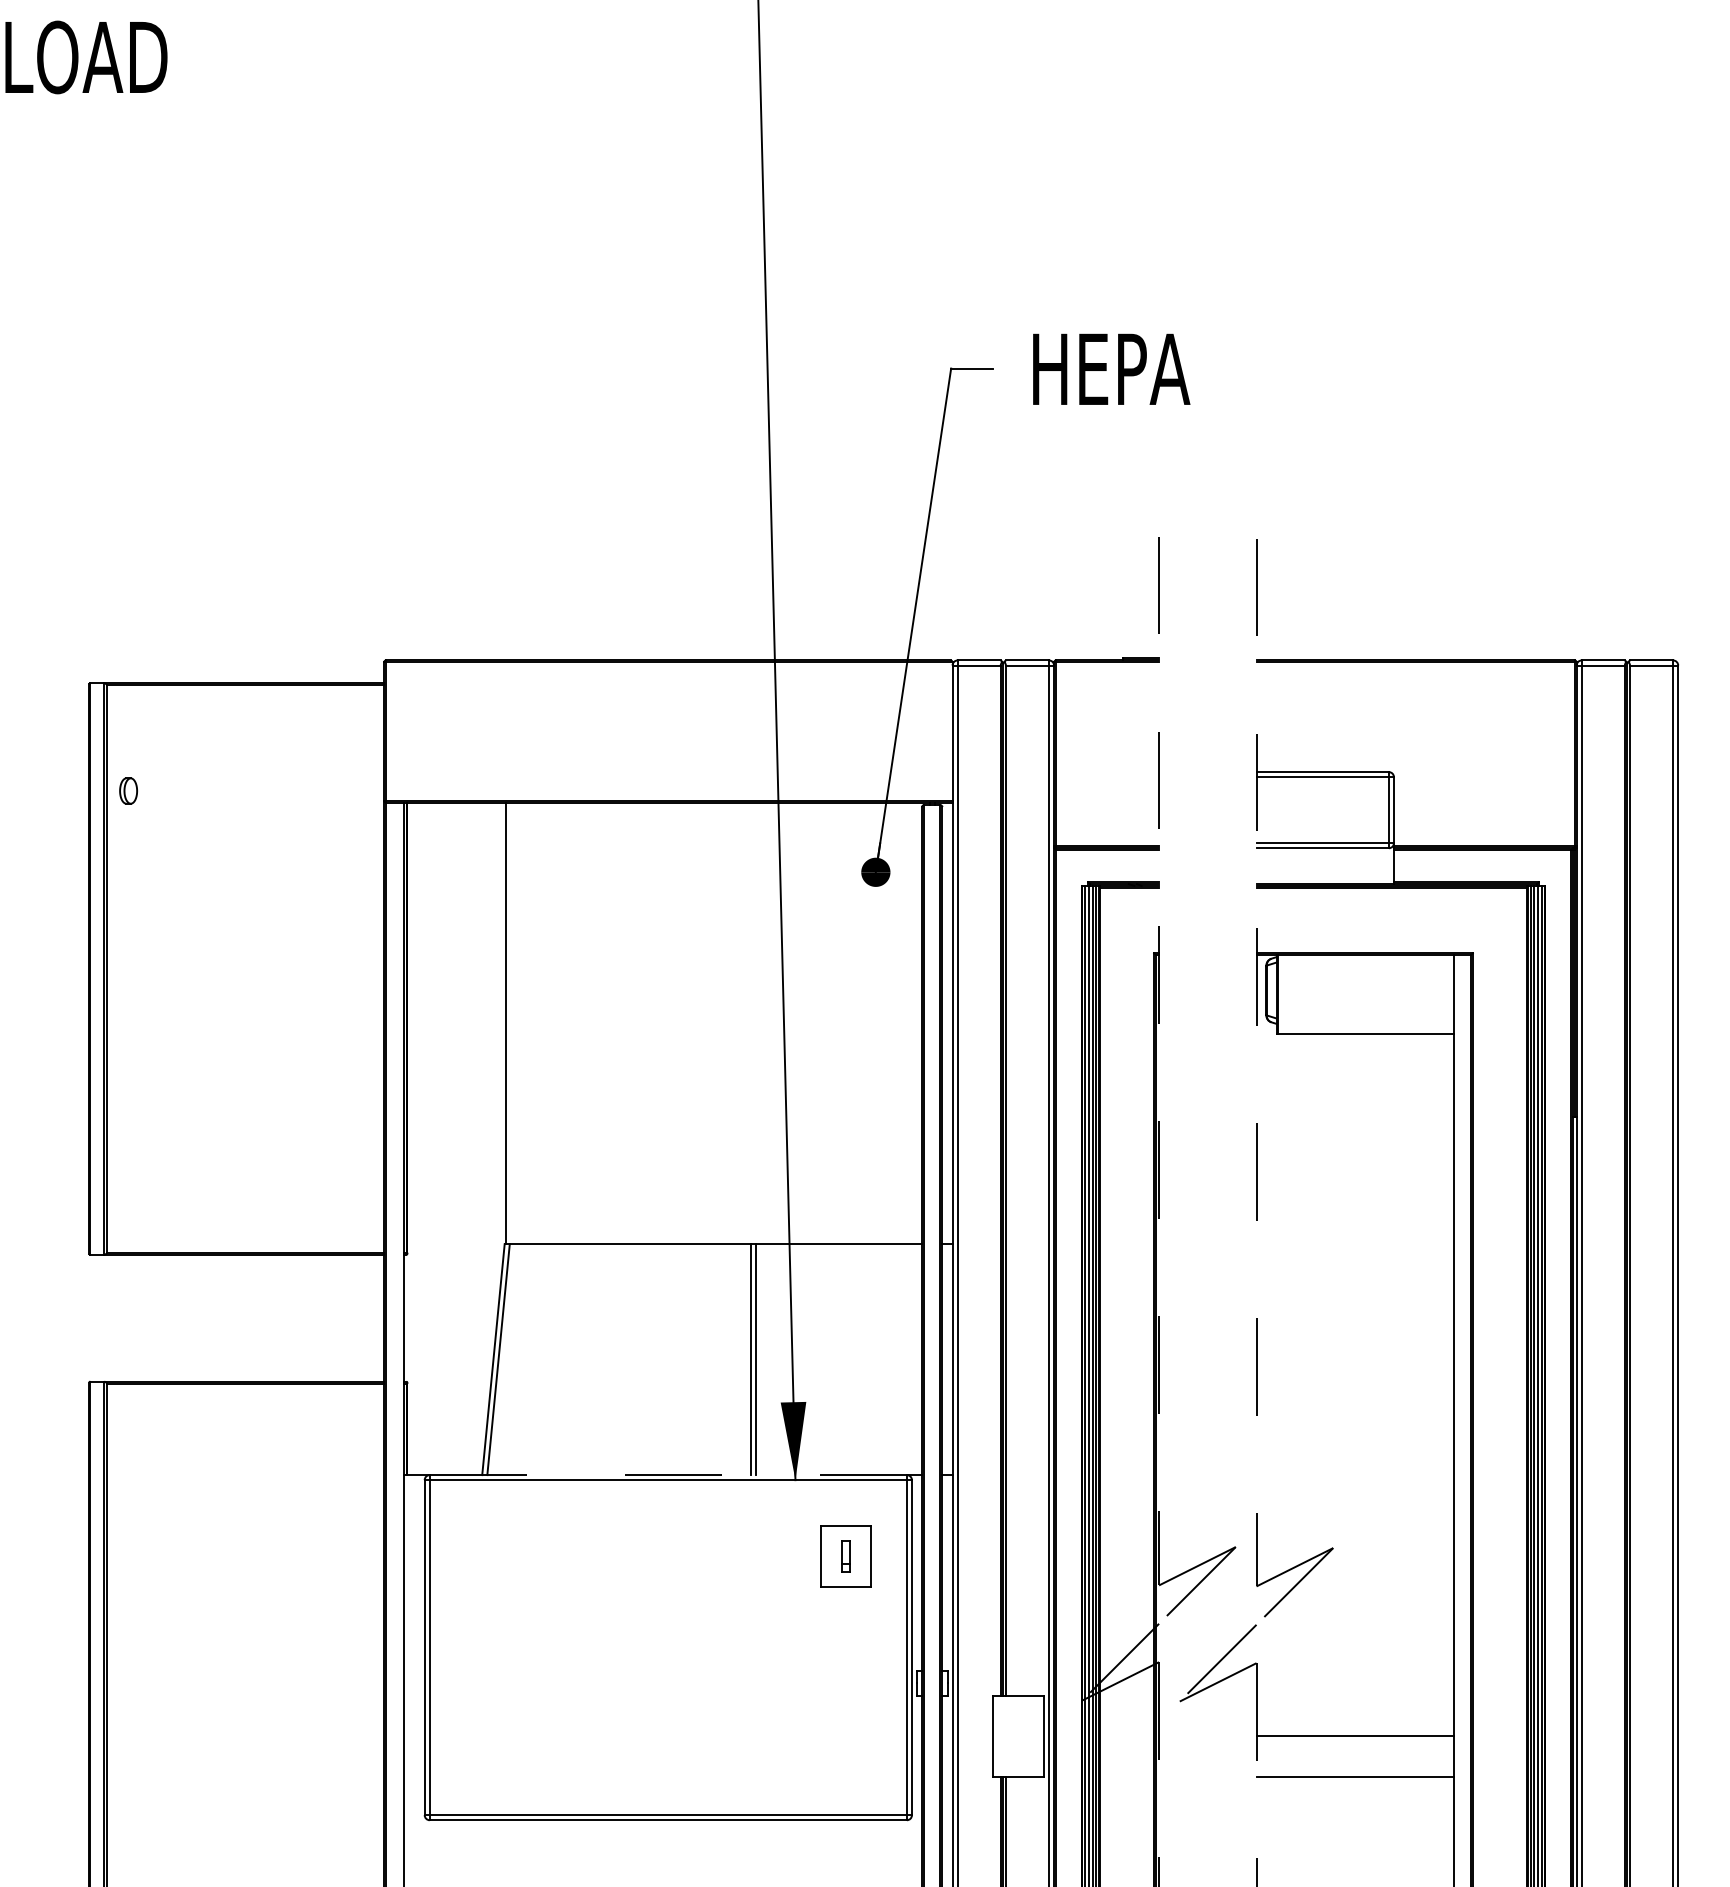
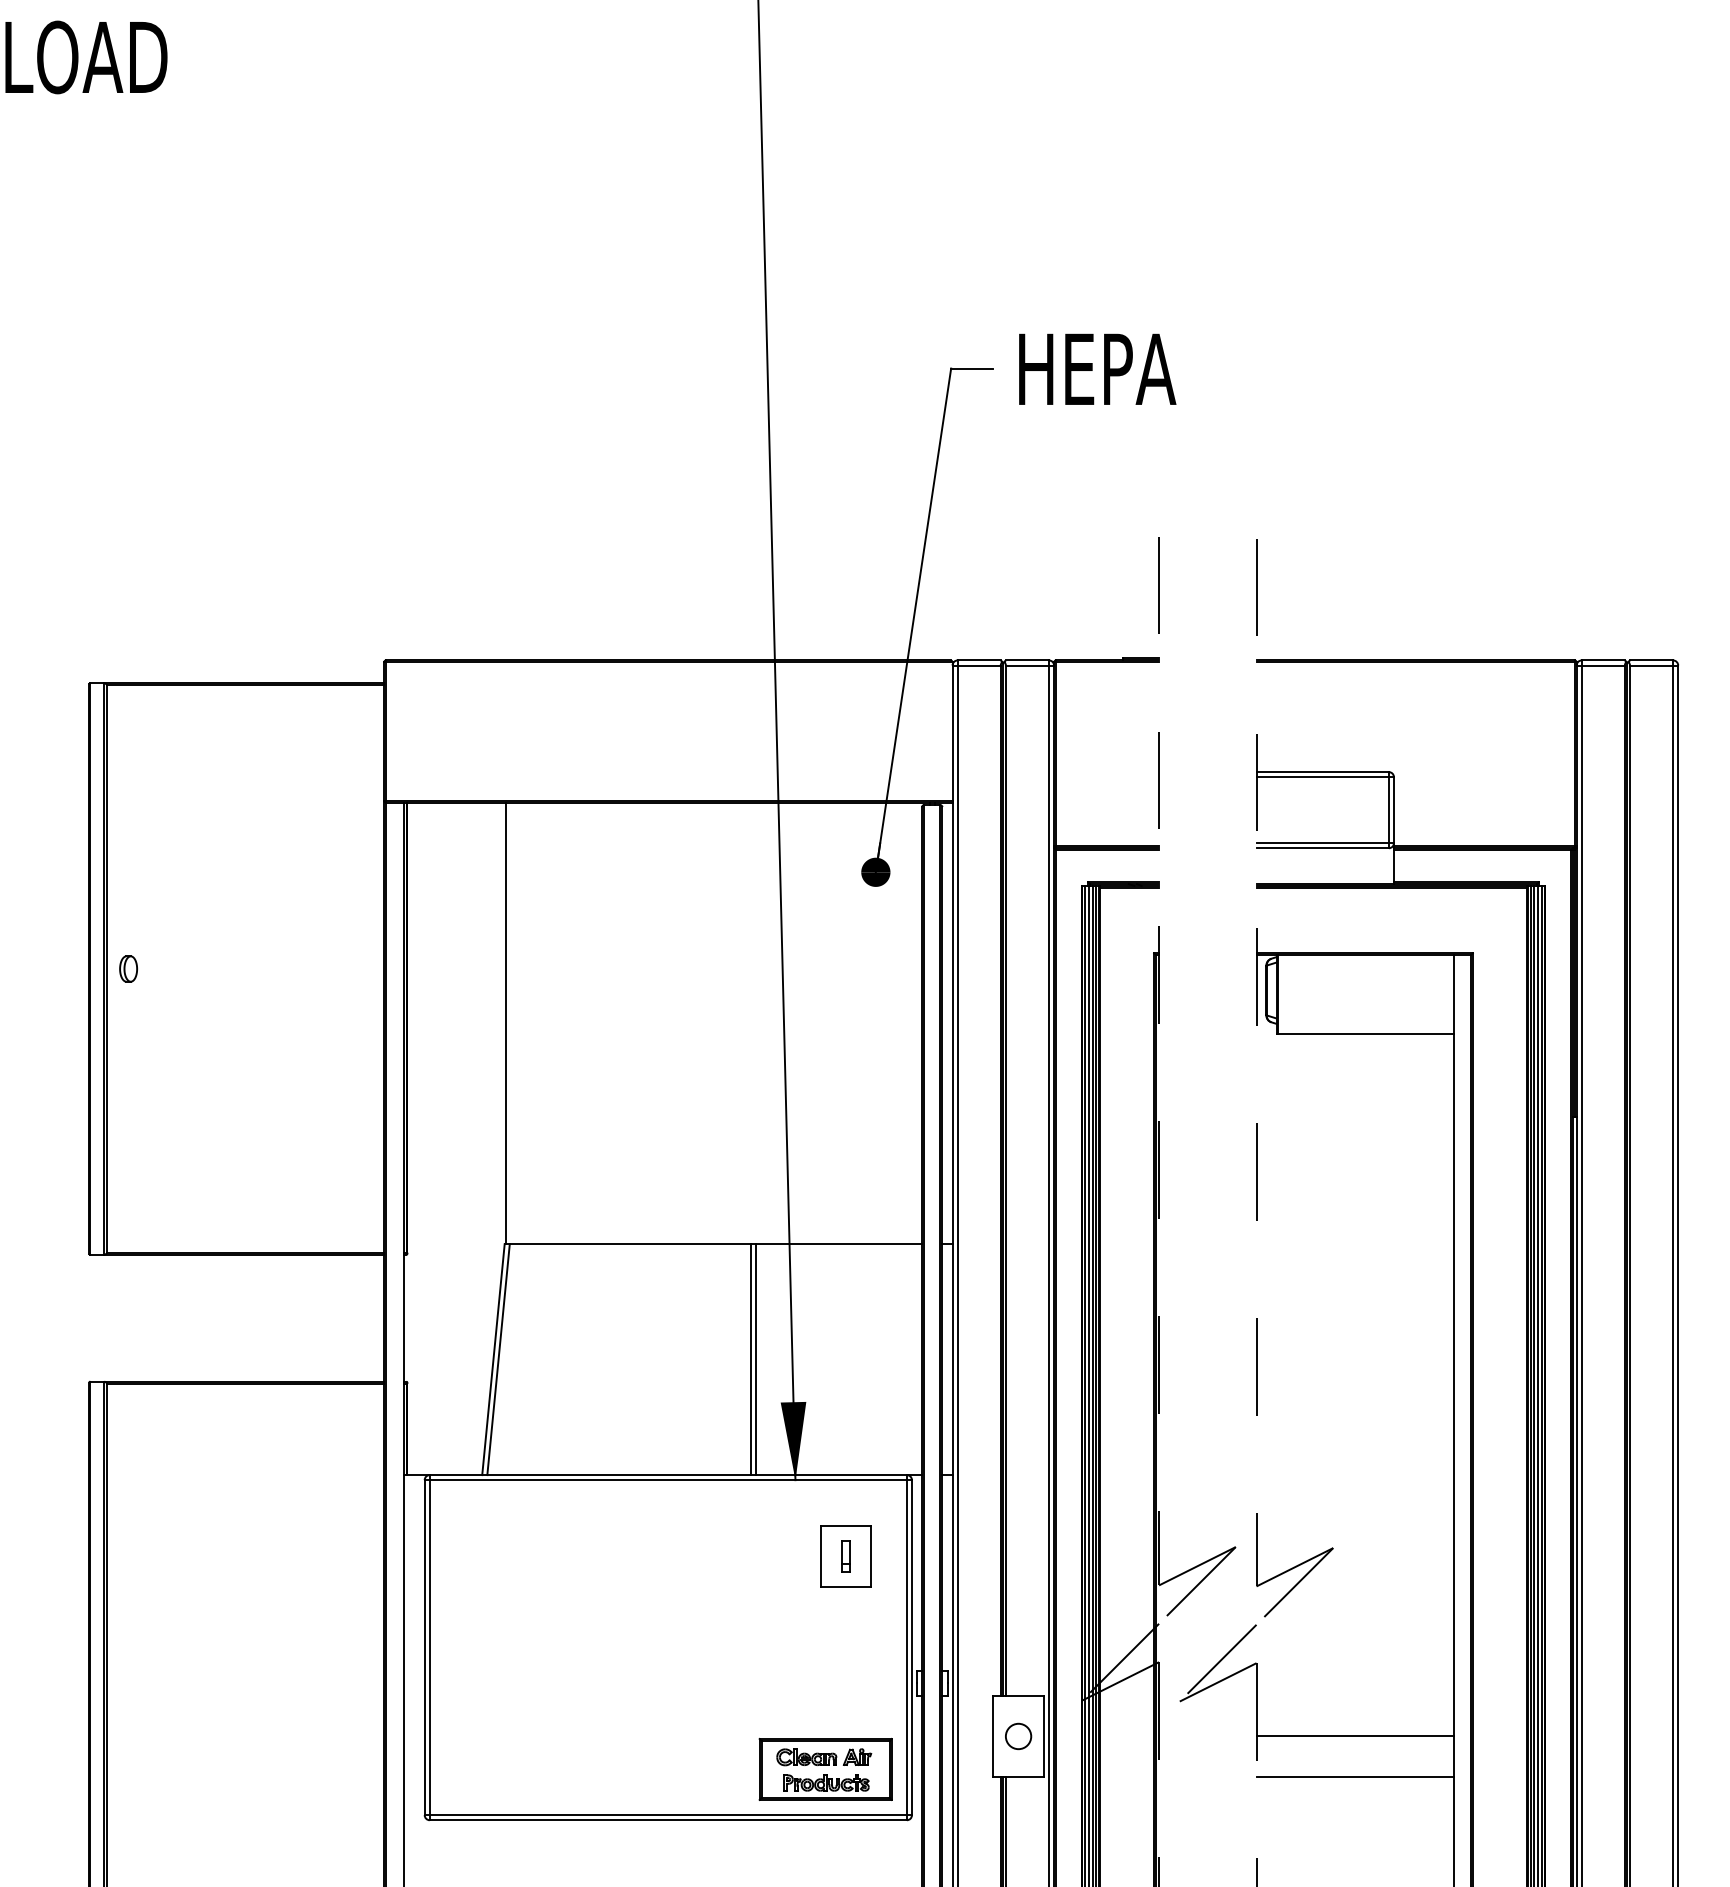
text position: (1111, 368) -> (1097, 368) (1097, 368)
part position: (128, 790) -> (128, 968) (128, 968)
line: dashed -> solid (668, 1475)
circle: none -> present (1018, 1736)
part: none -> present (825, 1769)
